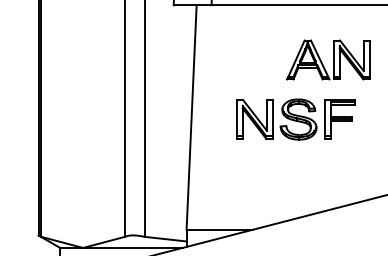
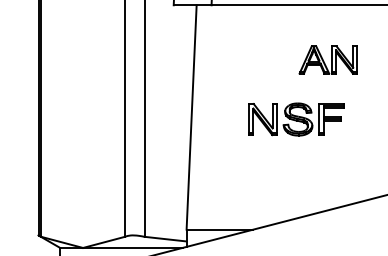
part size: 85x42 px -> 60x30 px (327, 59)
part size: 120x43 px -> 97x35 px (296, 119)
